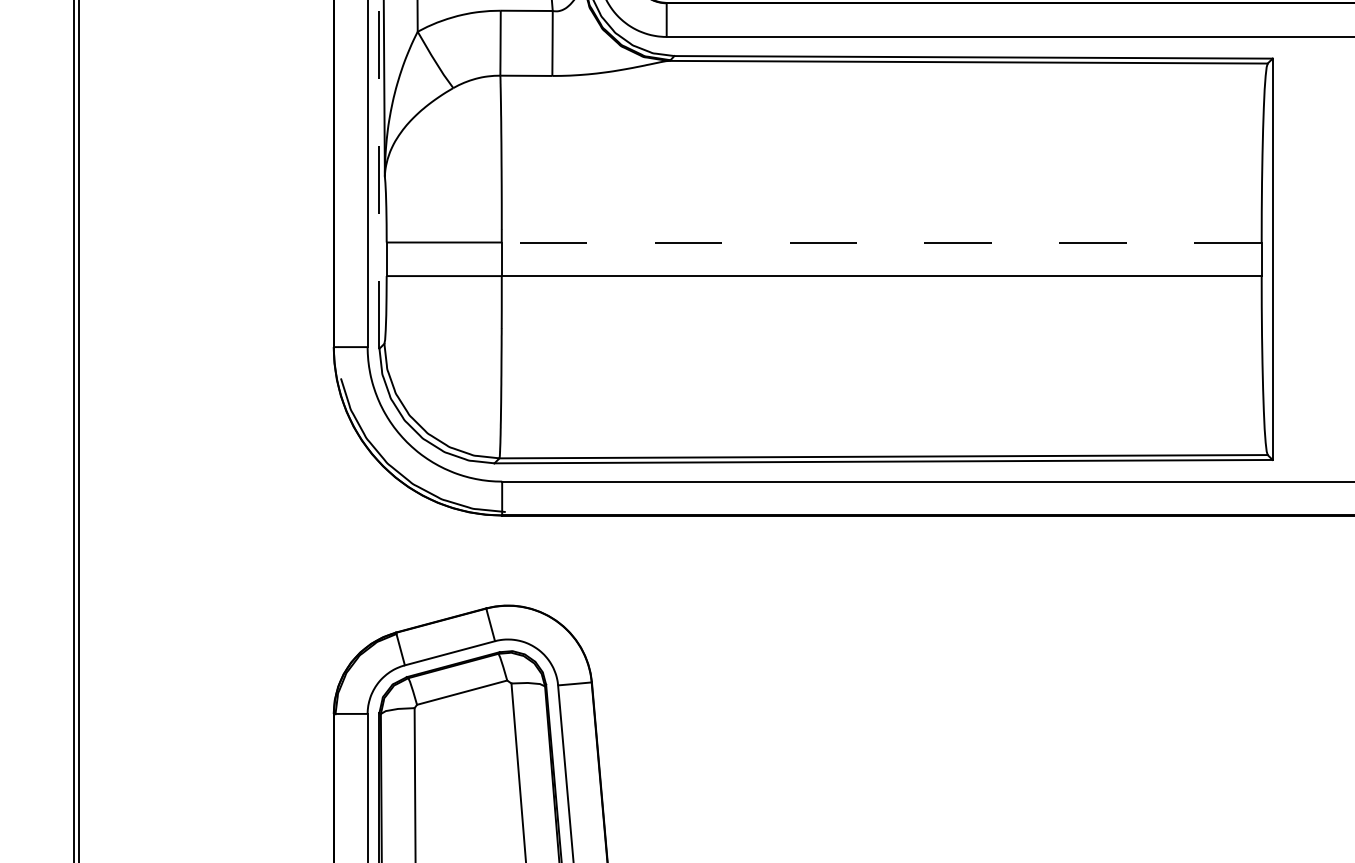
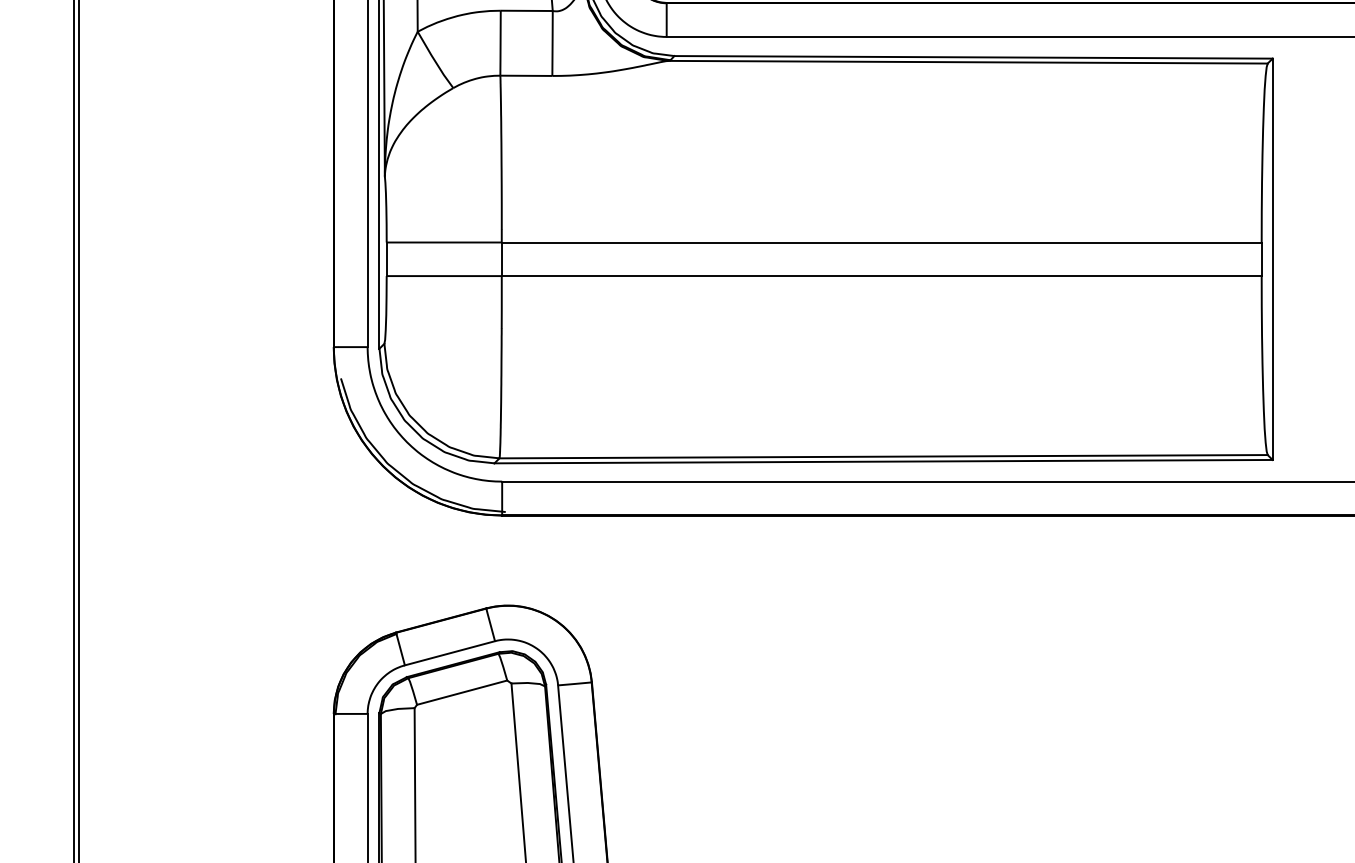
line: dashed -> solid (379, 173)
line: dashed -> solid (881, 242)
